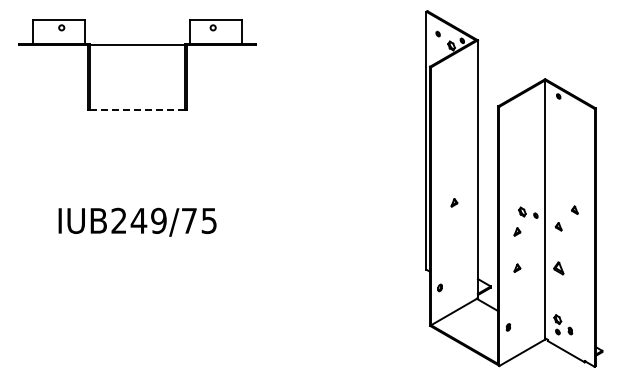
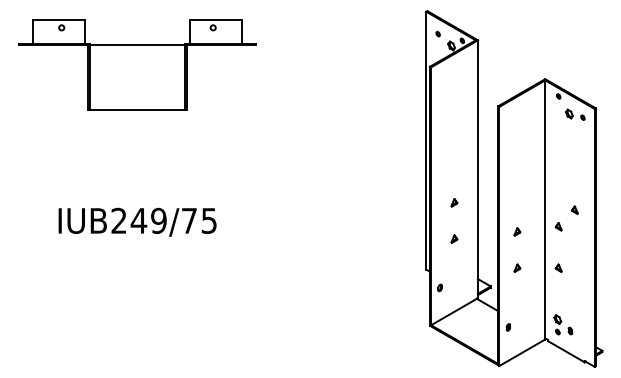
line: dashed -> solid (137, 109)
part position: (528, 212) -> (575, 114) (575, 114)
part: none -> present (454, 238)
part size: 12x15 px -> 9x10 px (558, 267)
